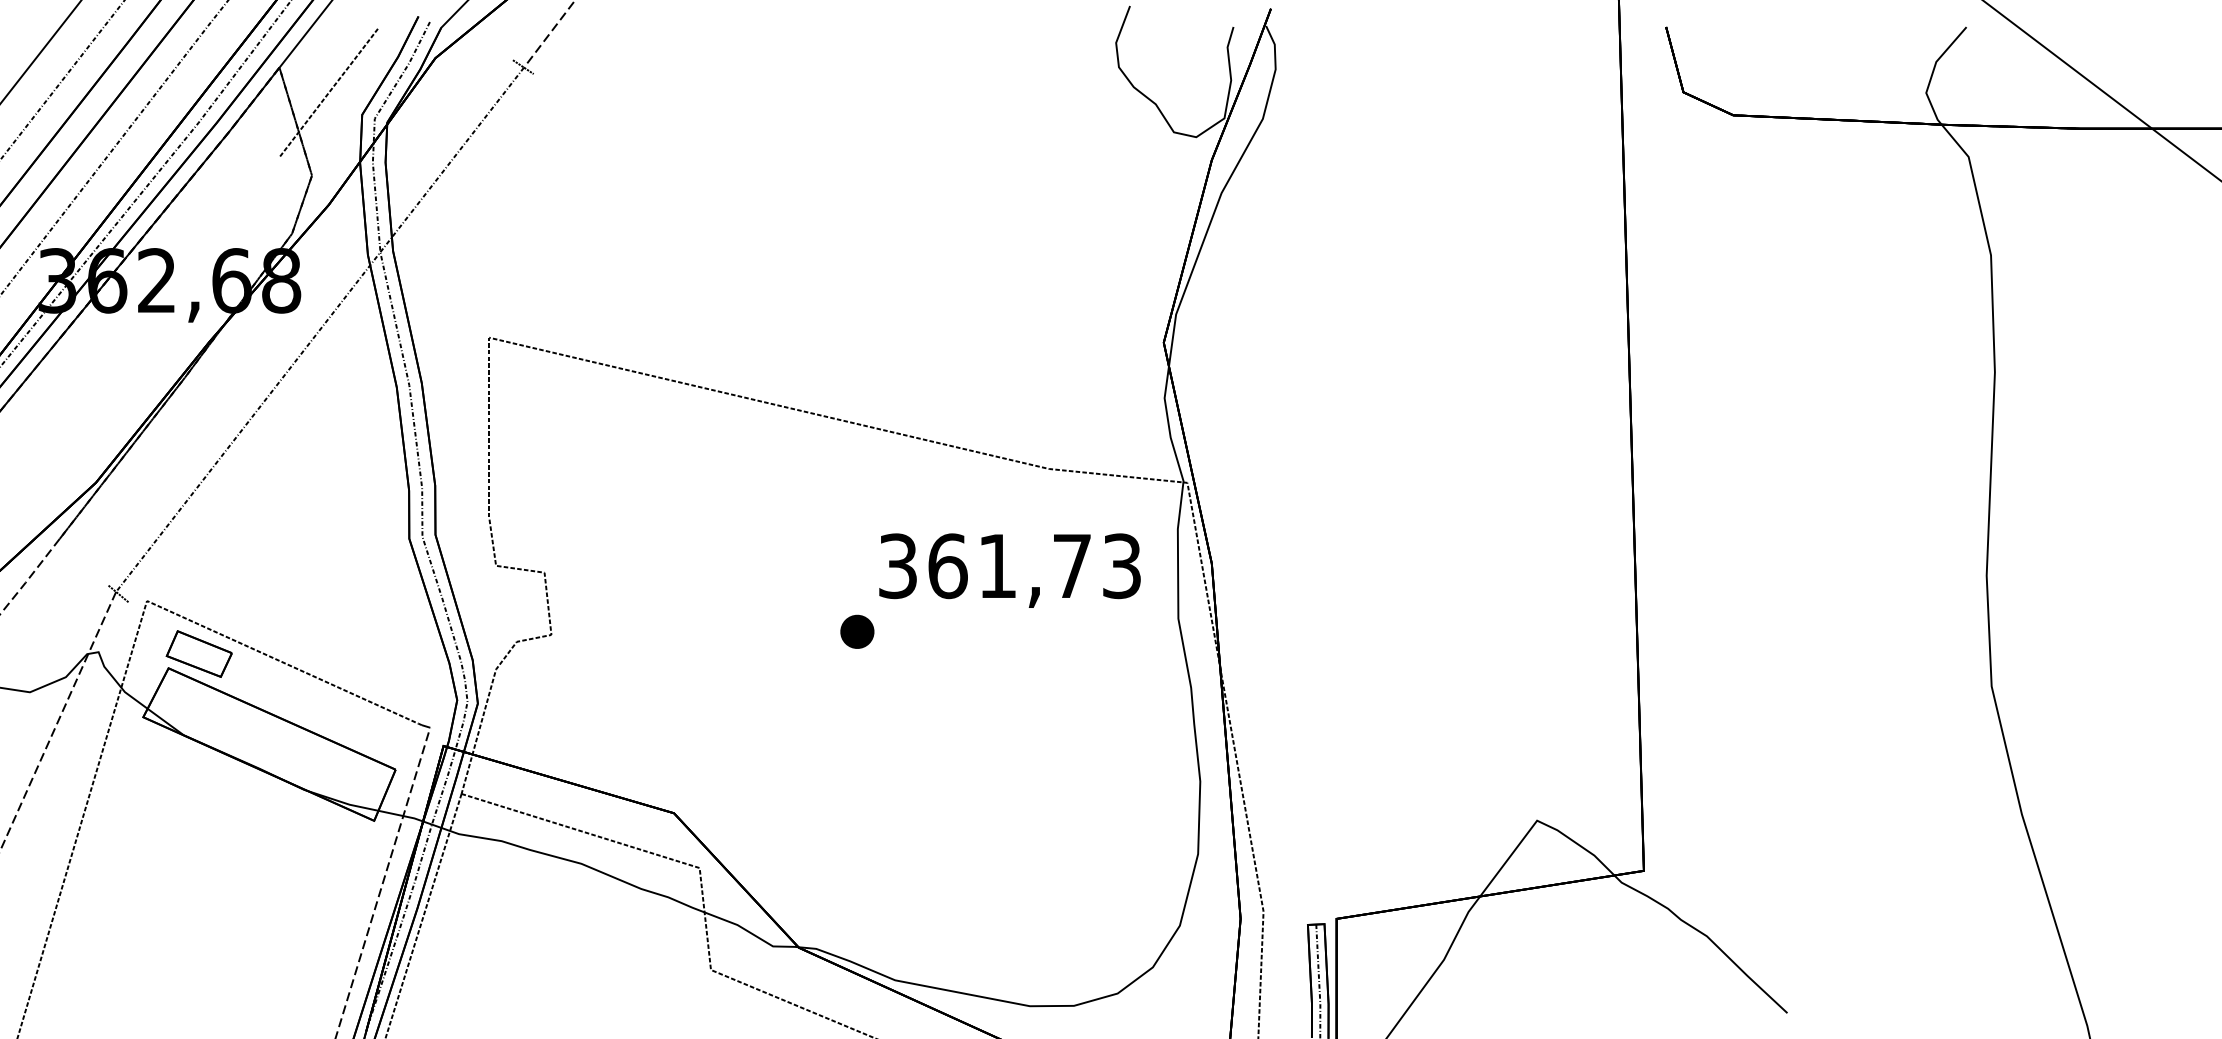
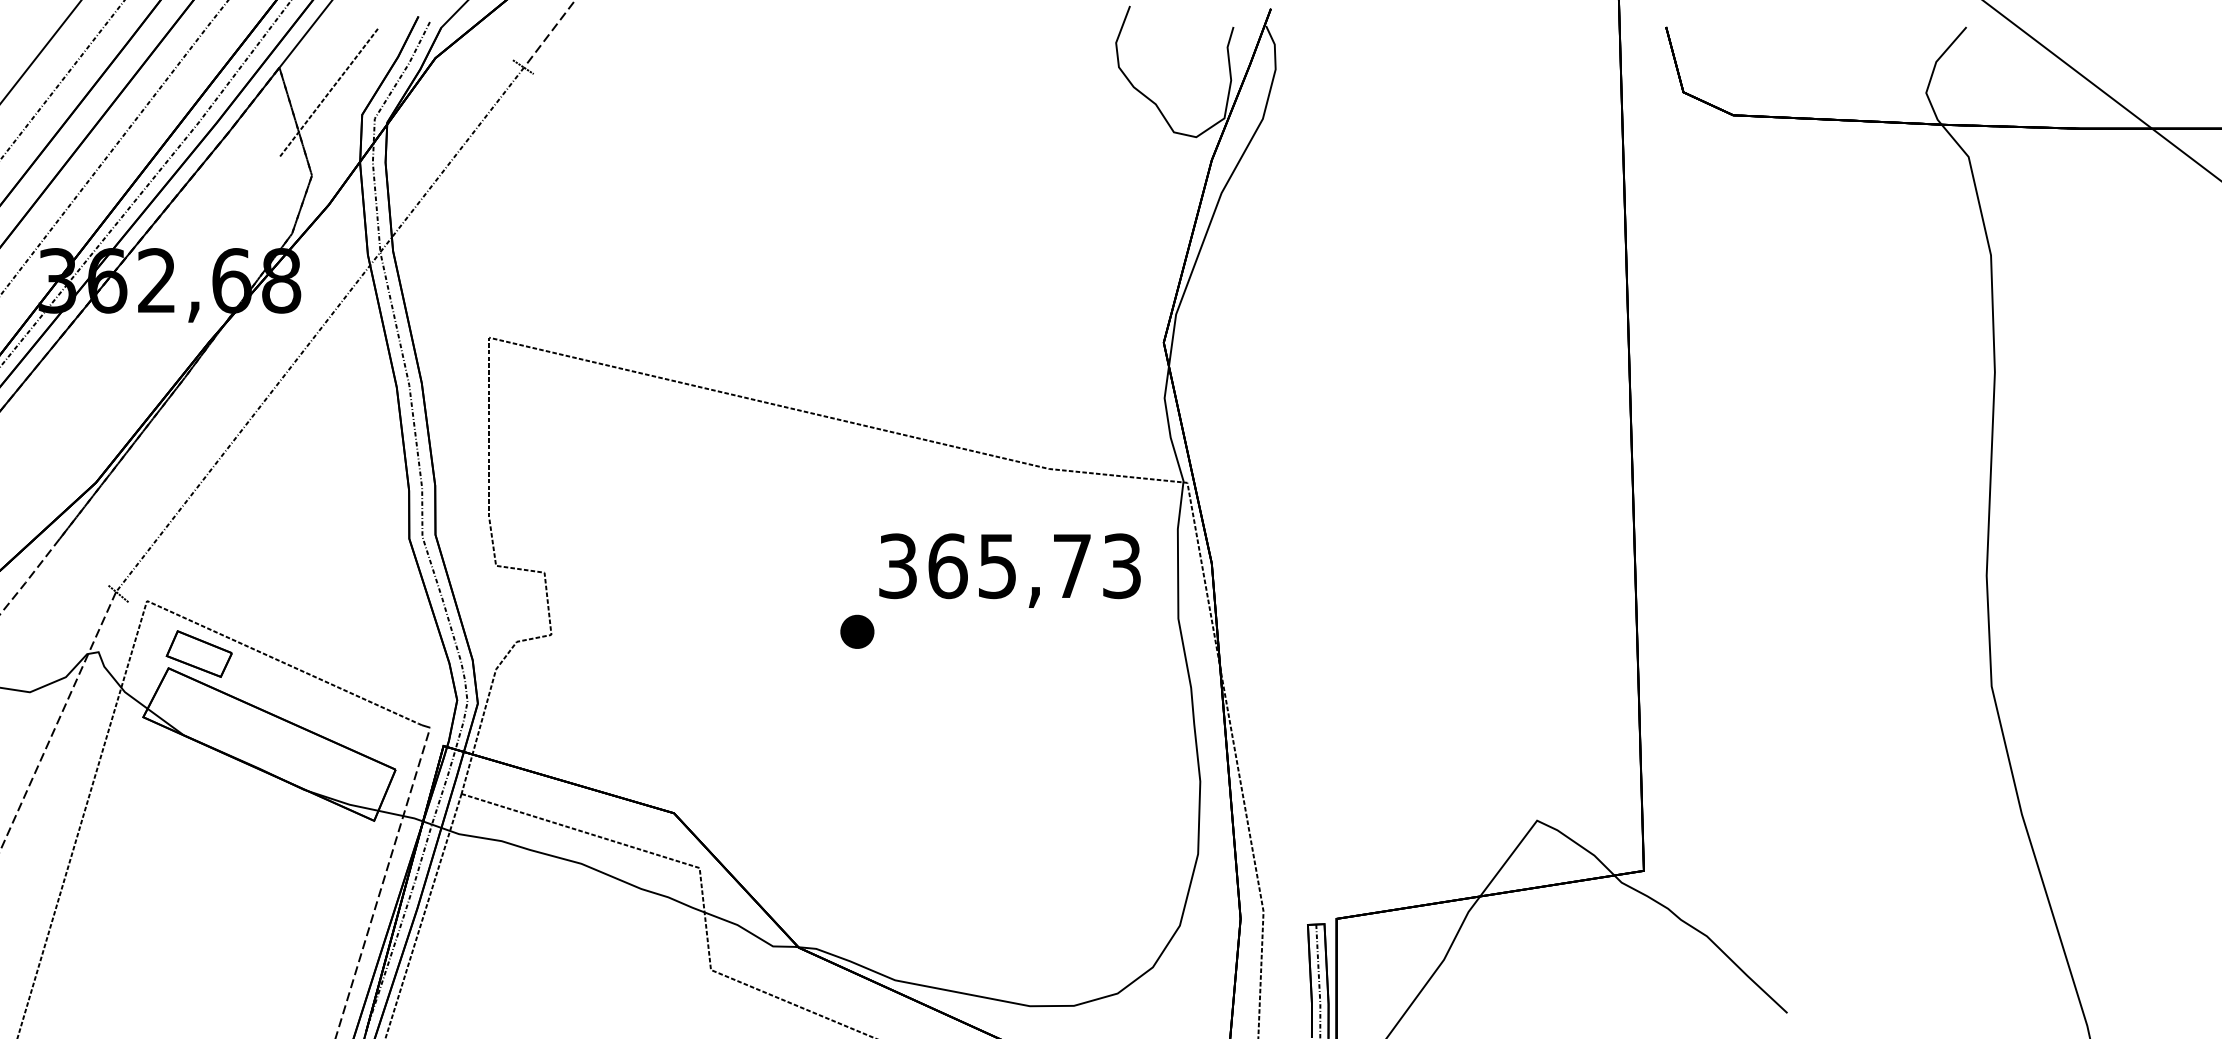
text: 361,73 -> 365,73 (997, 566)
